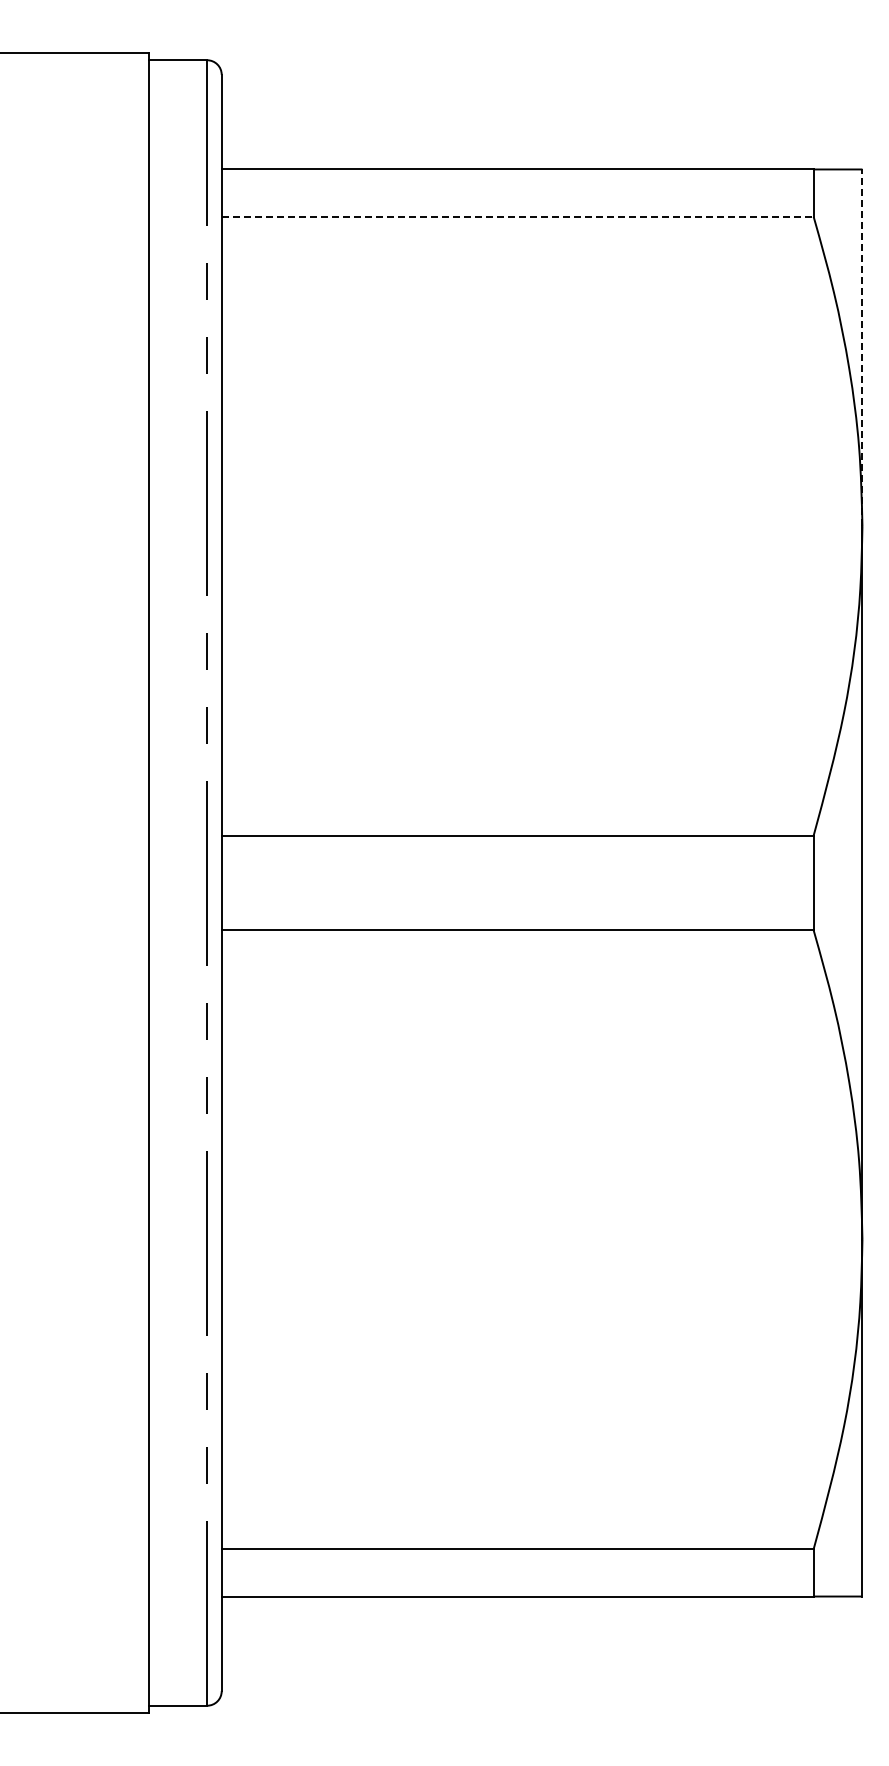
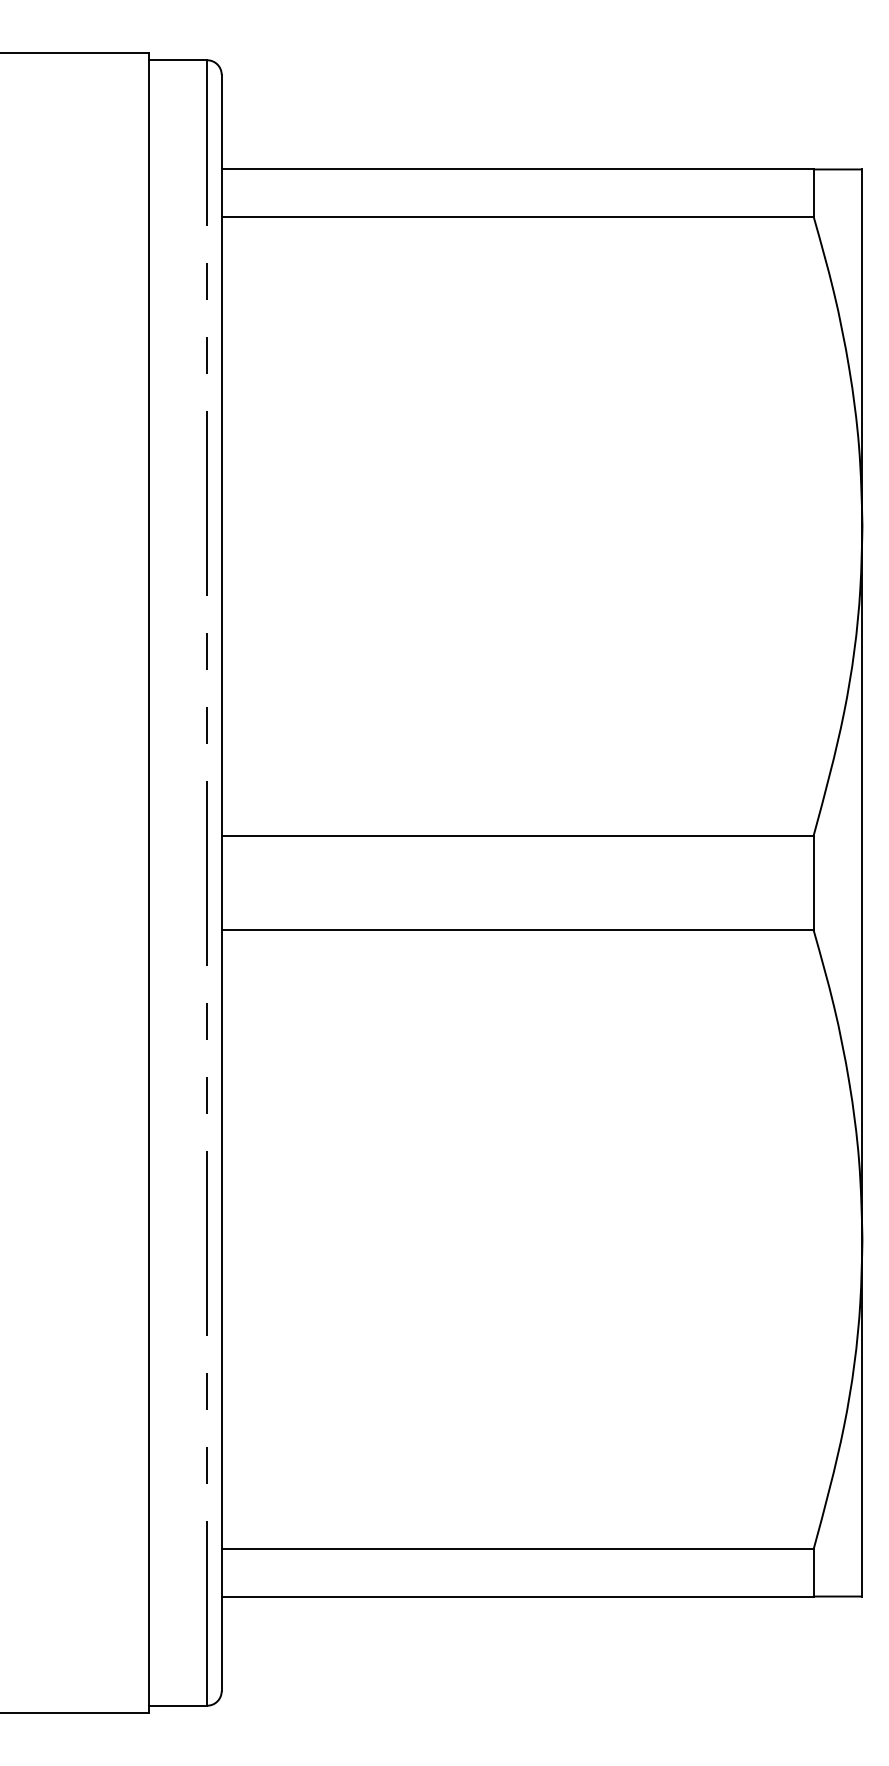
line: dashed -> solid (517, 216)
line: dashed -> solid (862, 347)
